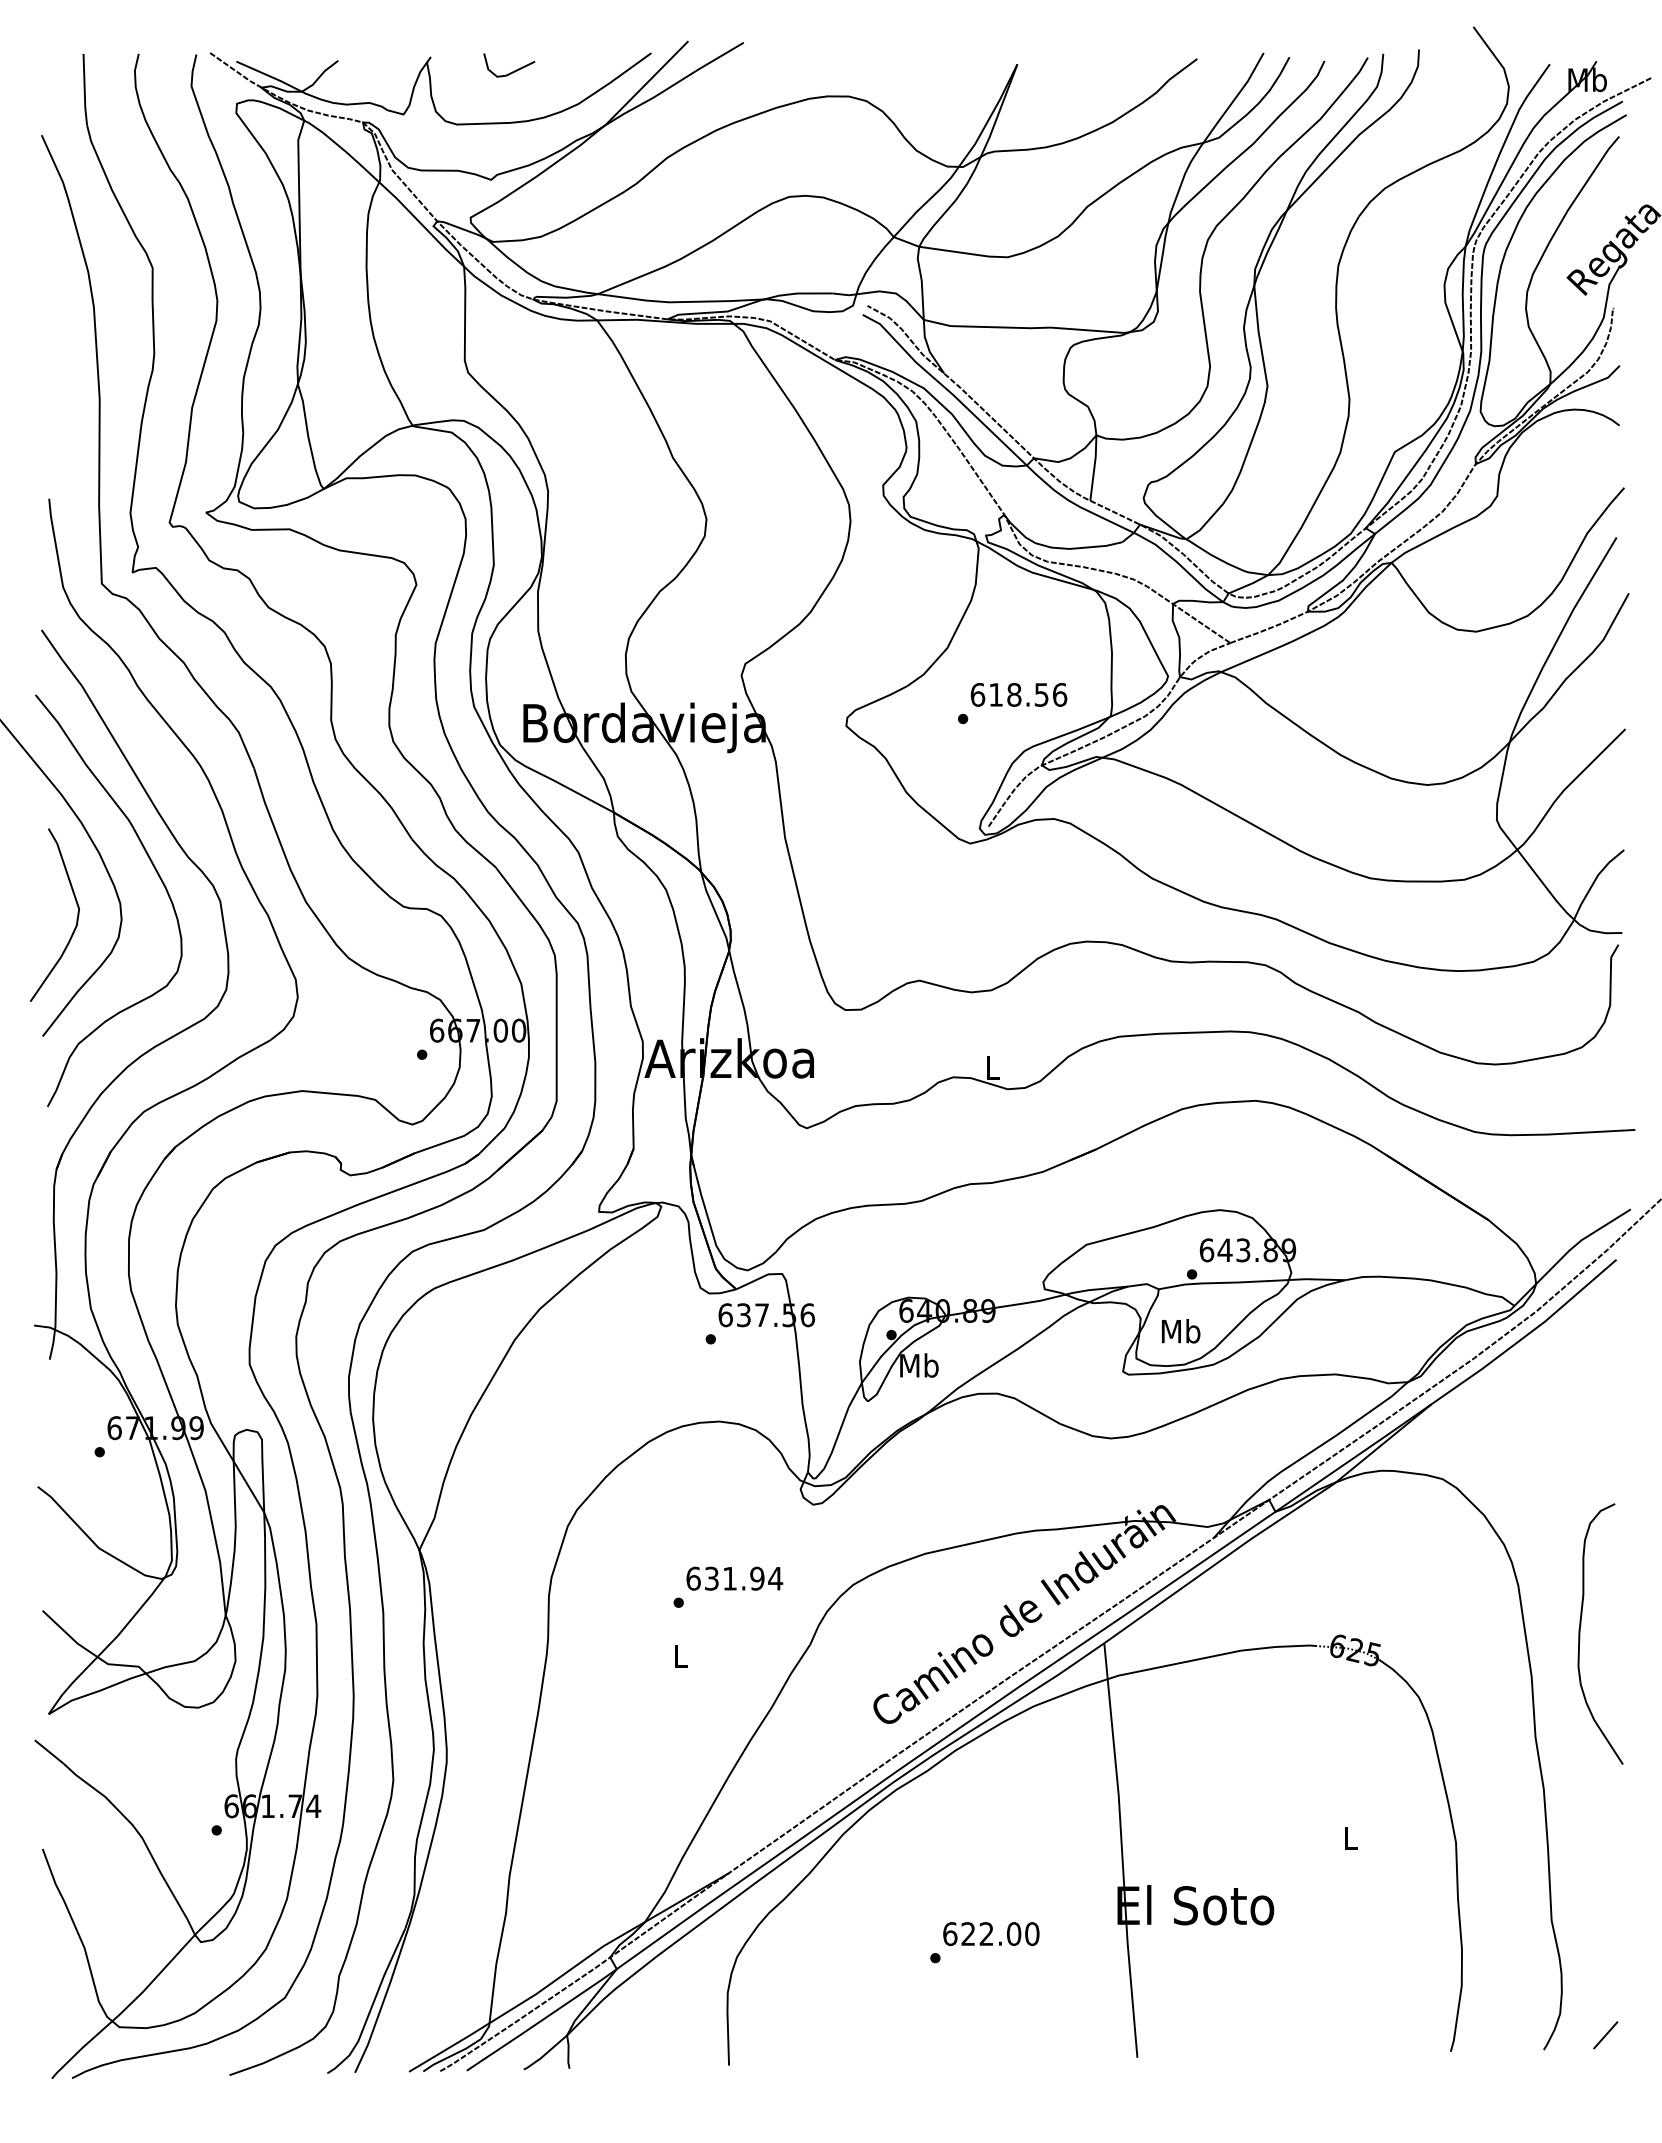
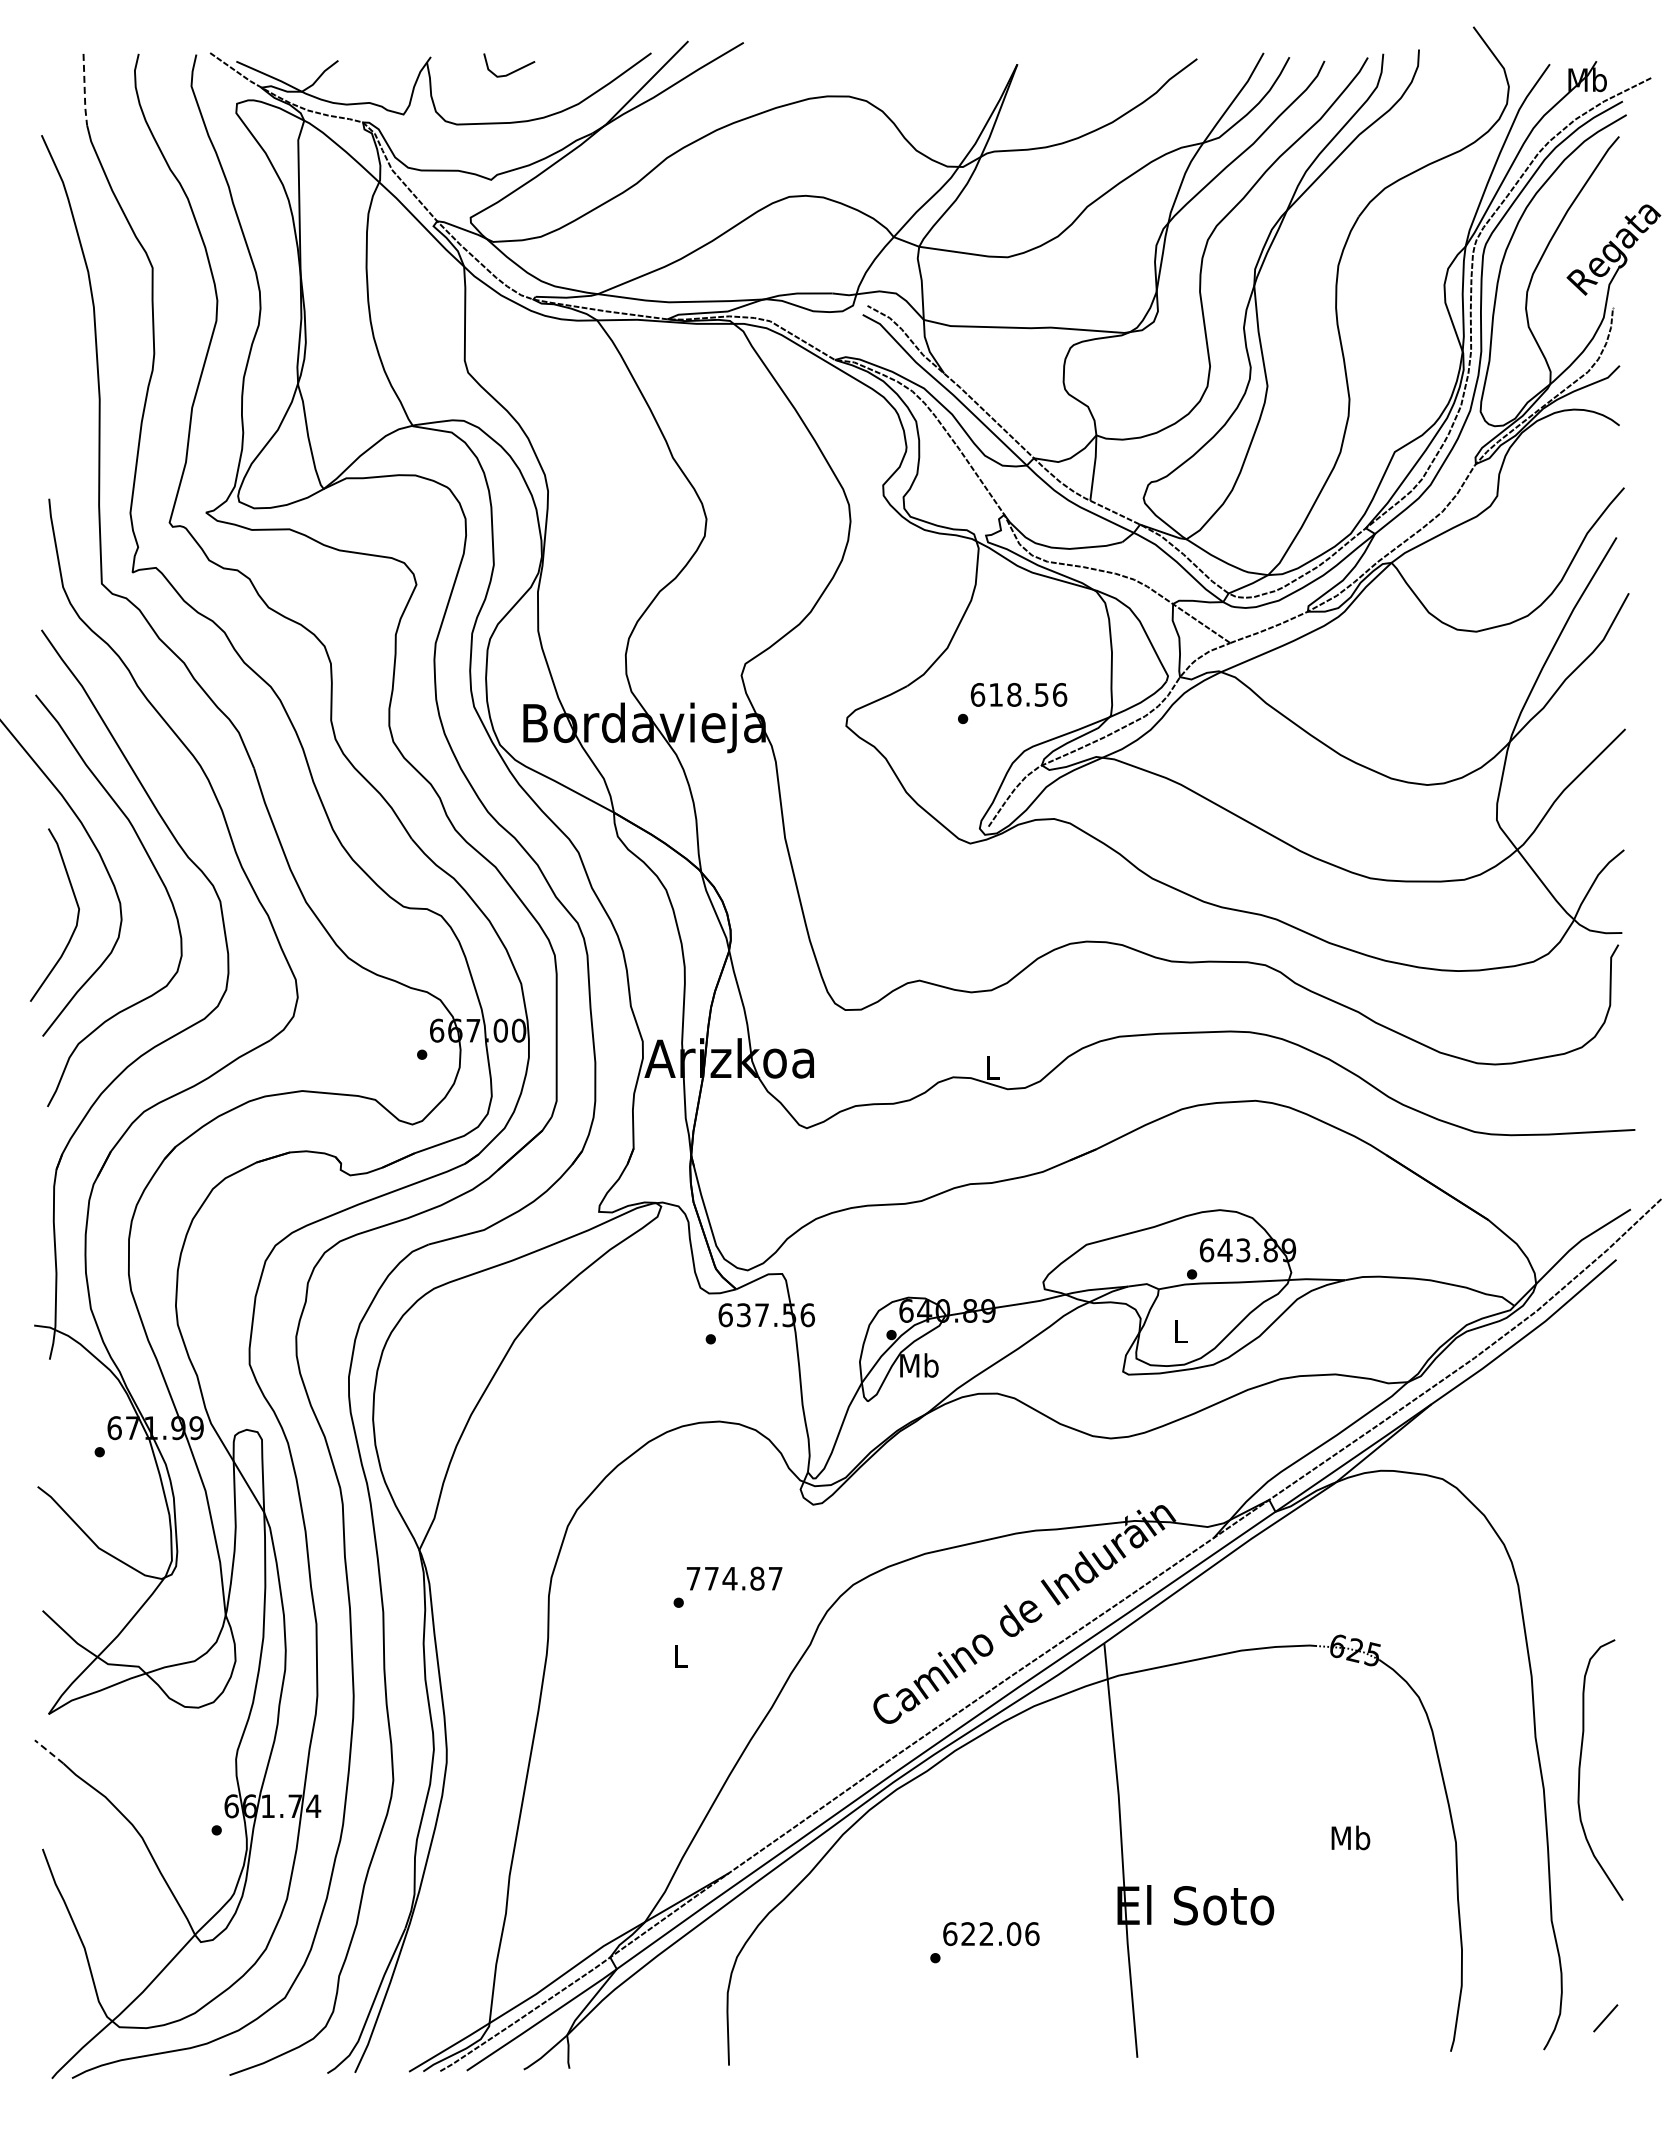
line: solid -> dashed (84, 90)
text: Mb -> L (1181, 1331)
text: 631.94 -> 774.87 (734, 1578)
curve position: (1580, 1633) -> (1580, 1769) (1580, 1769)
line: solid -> dashed (49, 1751)
text: L -> Mb (1350, 1837)
text: 622.00 -> 622.06 (1032, 1933)
line position: (1605, 2035) -> (1605, 2018) (1605, 2018)
